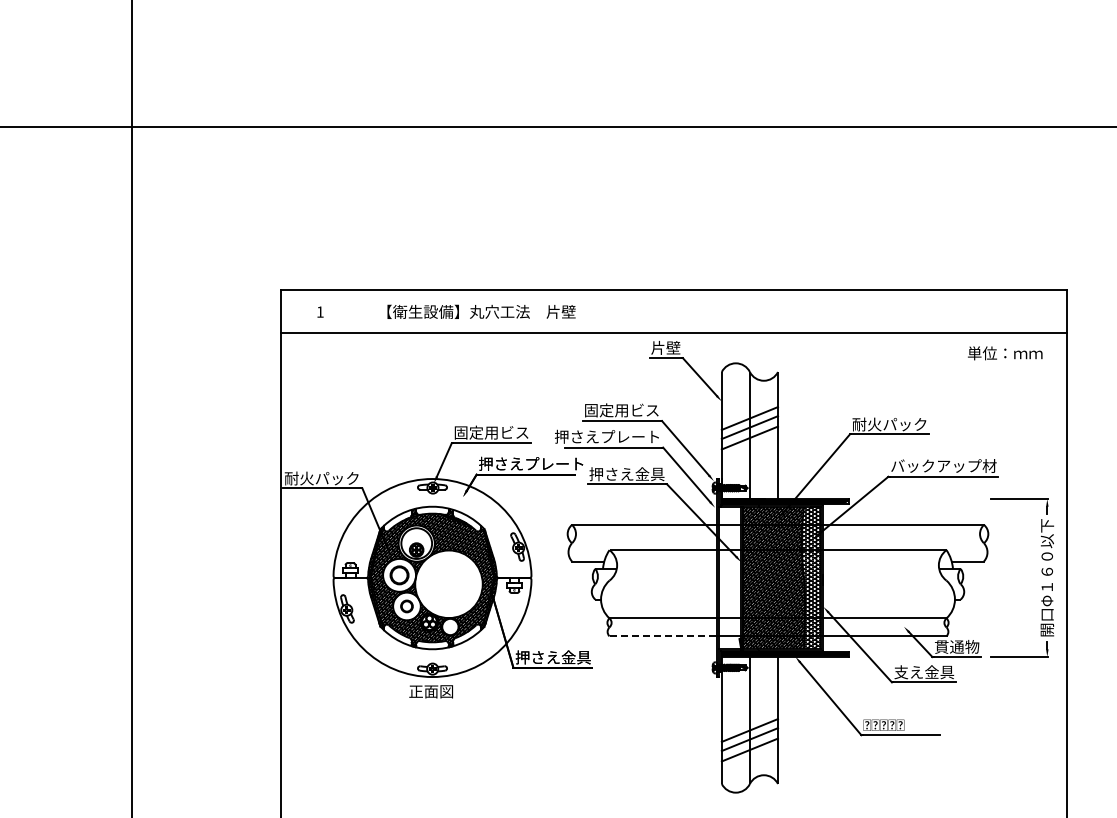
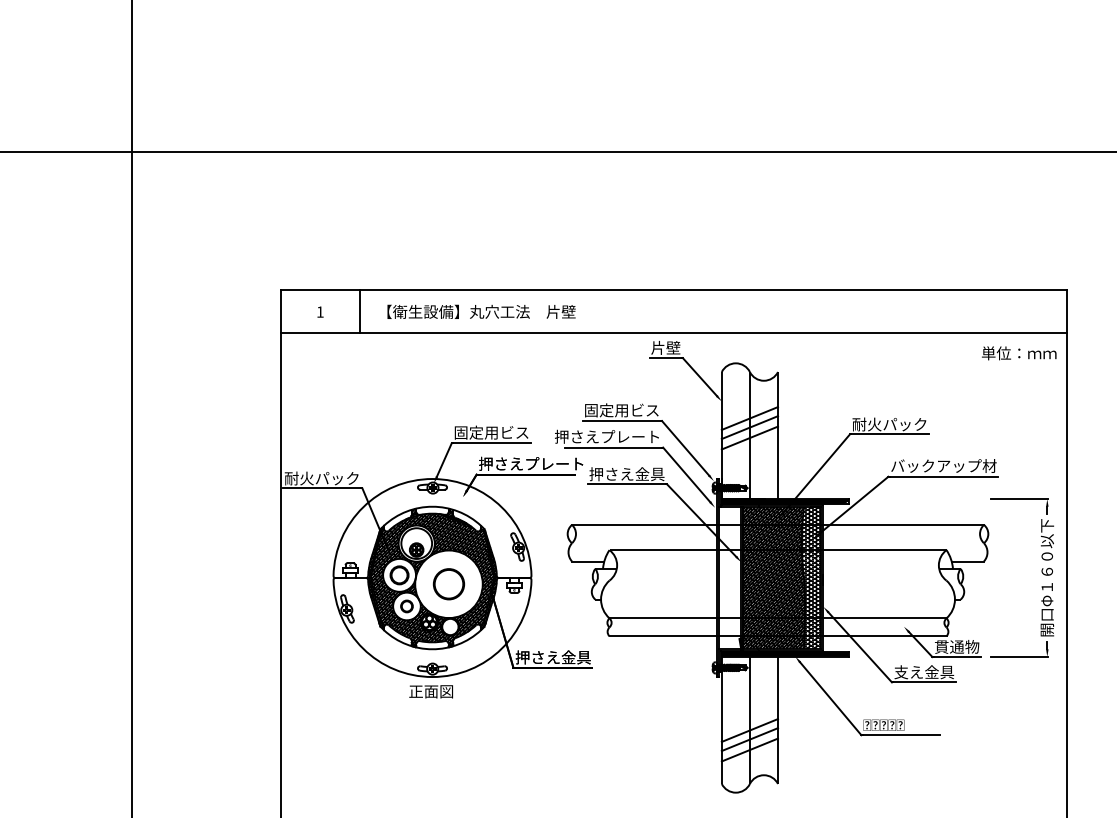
line position: (557, 127) -> (557, 152) (557, 152)
line: none -> present (359, 310)
text position: (1005, 353) -> (1019, 353) (1019, 353)
part: none -> present (448, 584)
line: dashed -> solid (663, 636)
